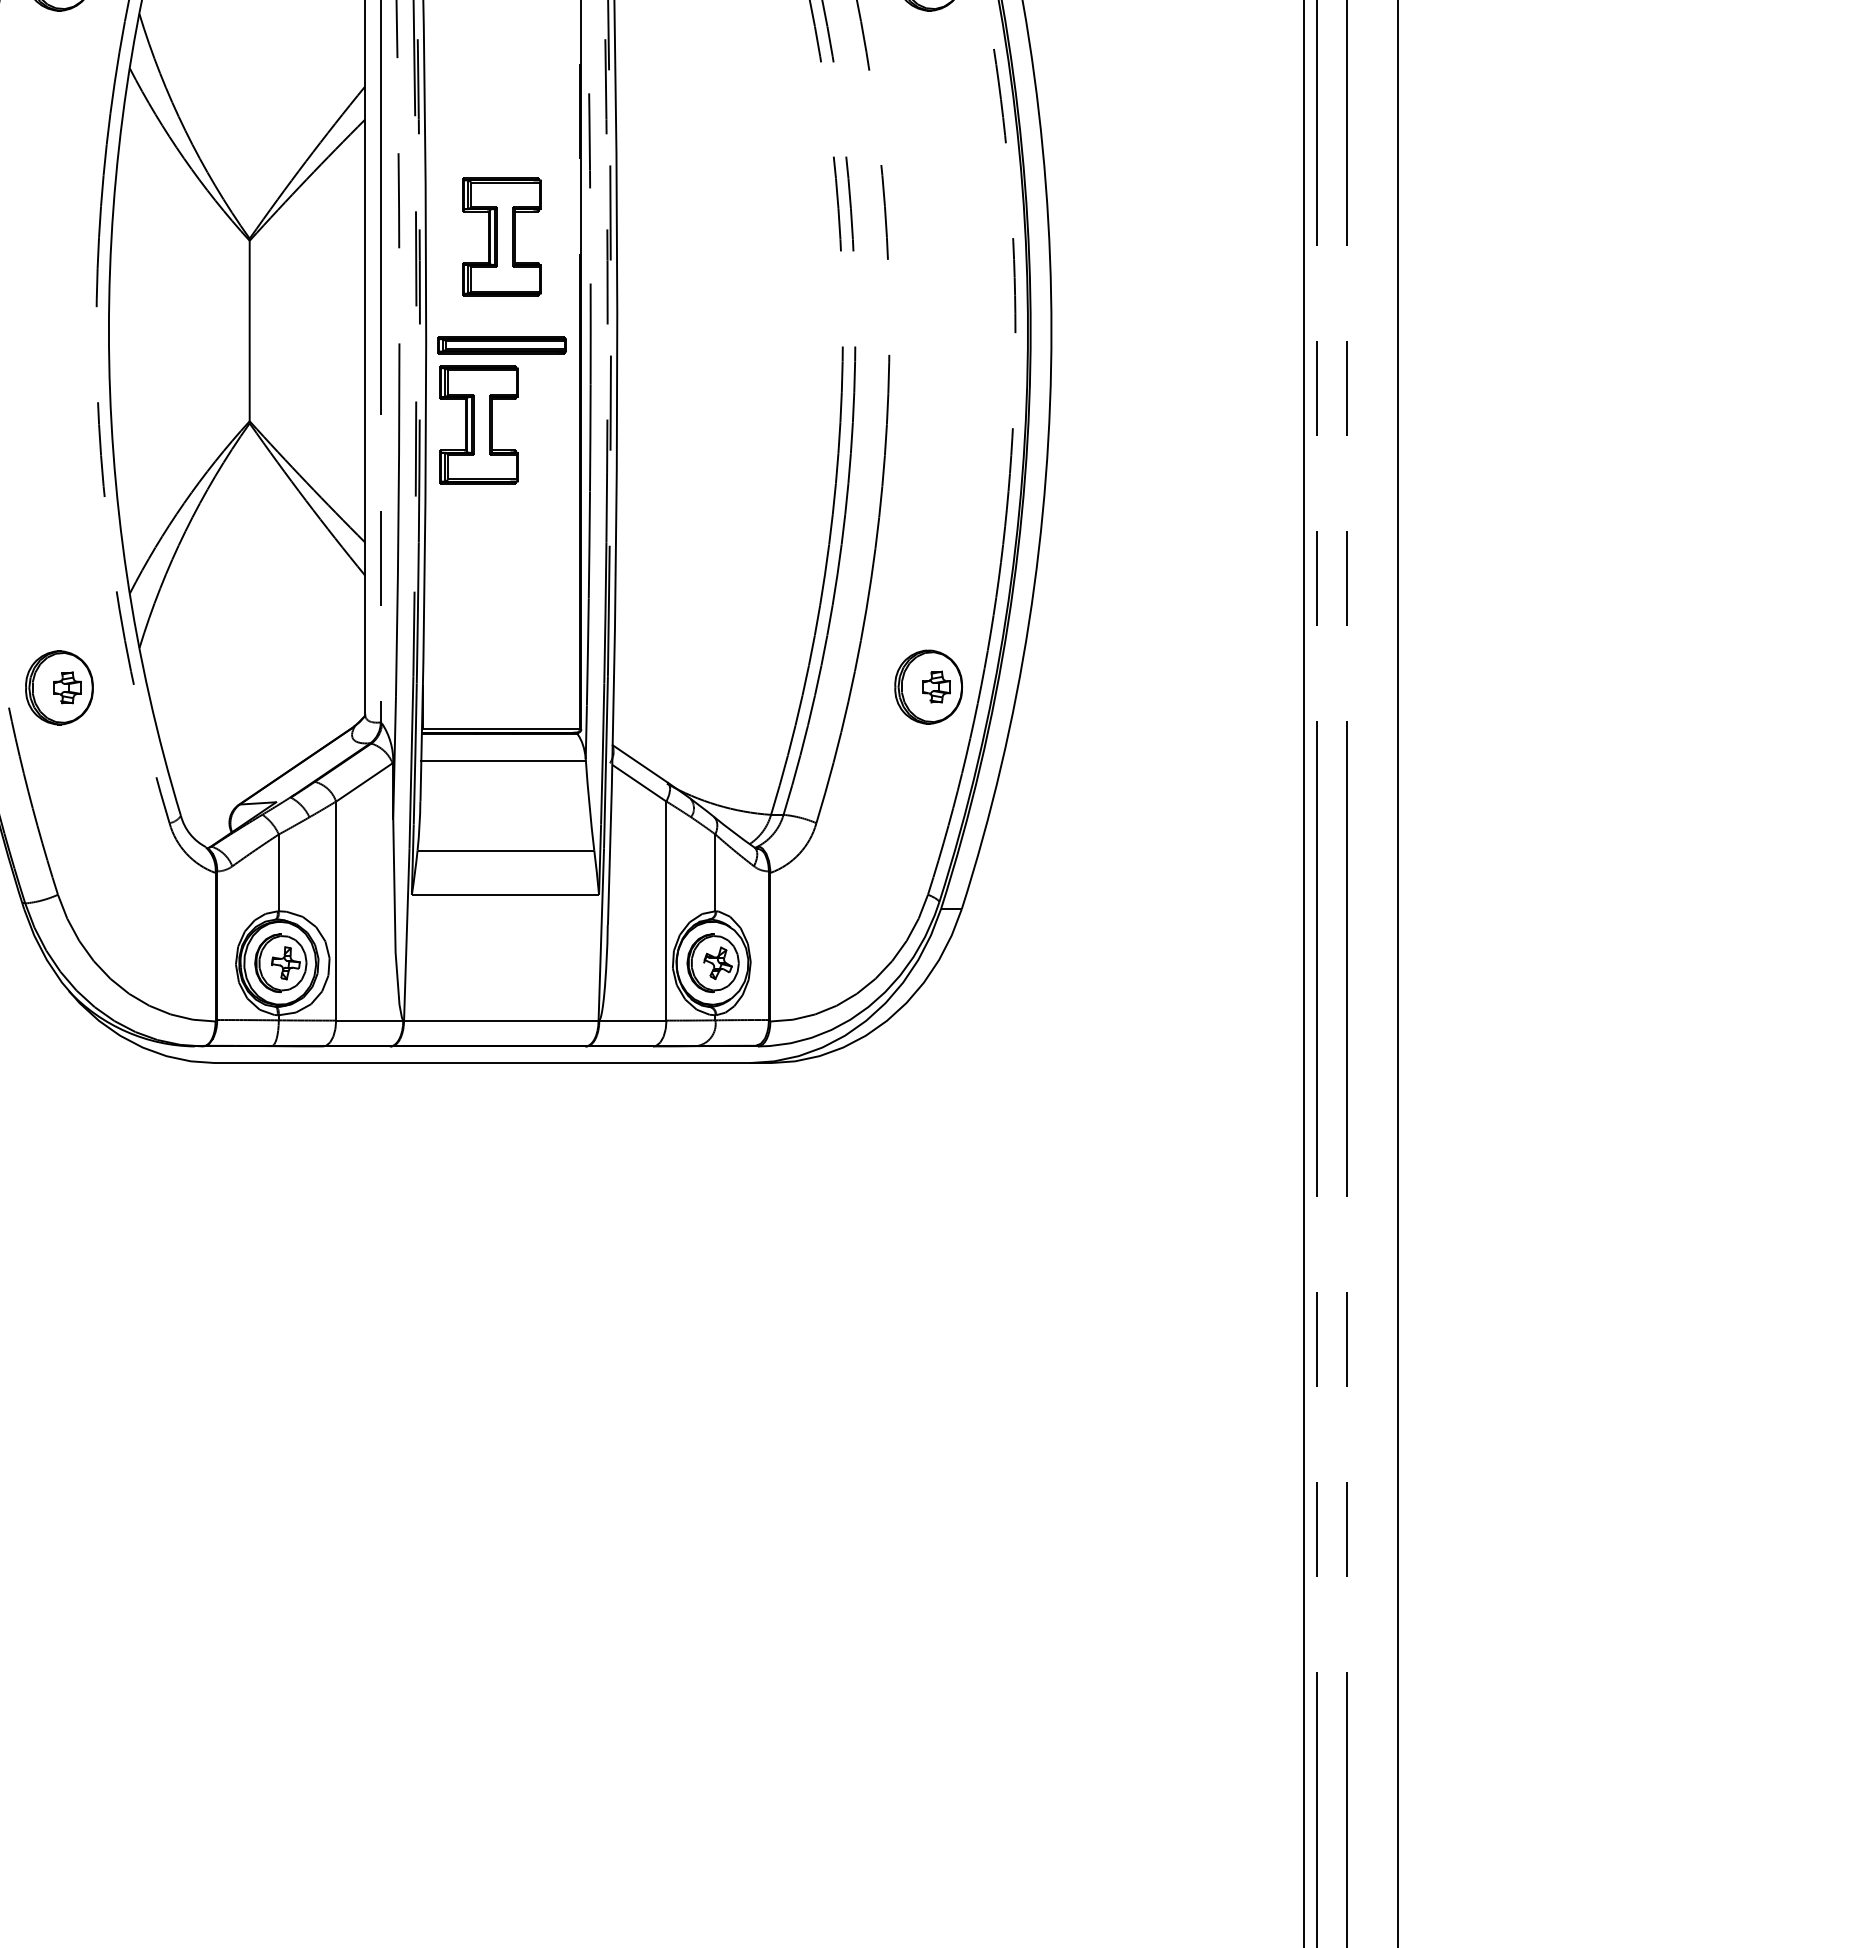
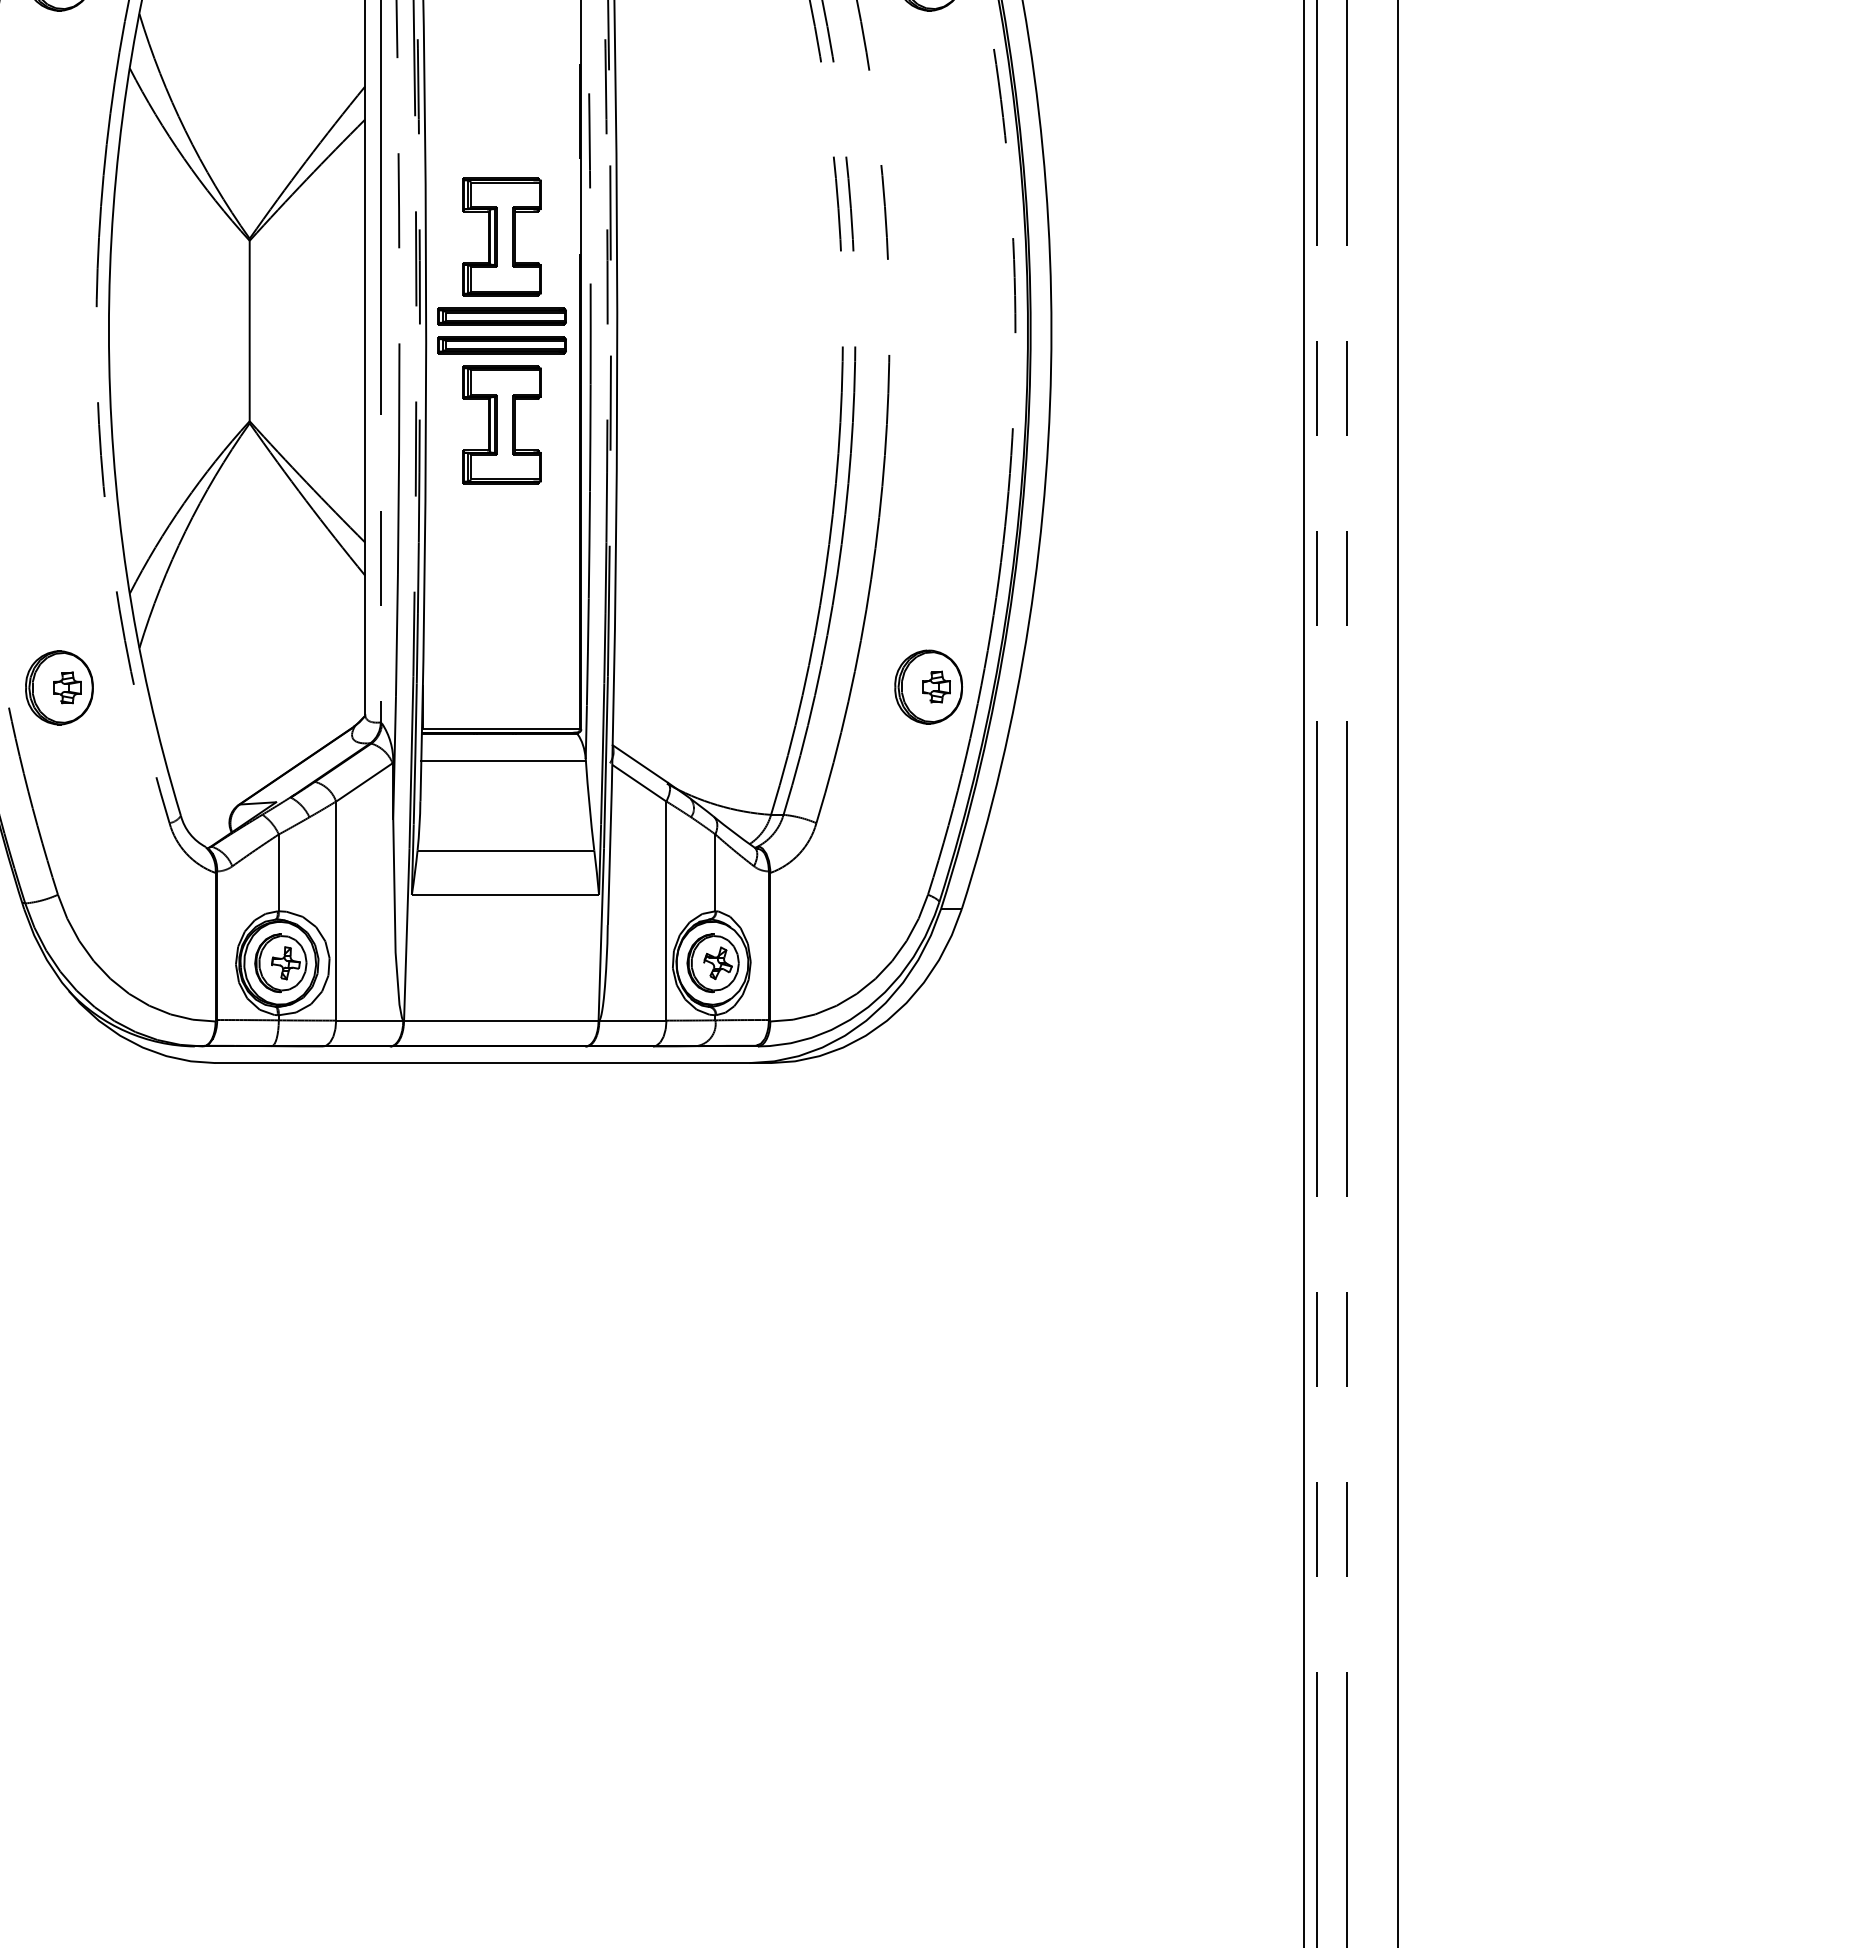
part: none -> present (501, 316)
part position: (478, 424) -> (501, 424) (501, 424)
